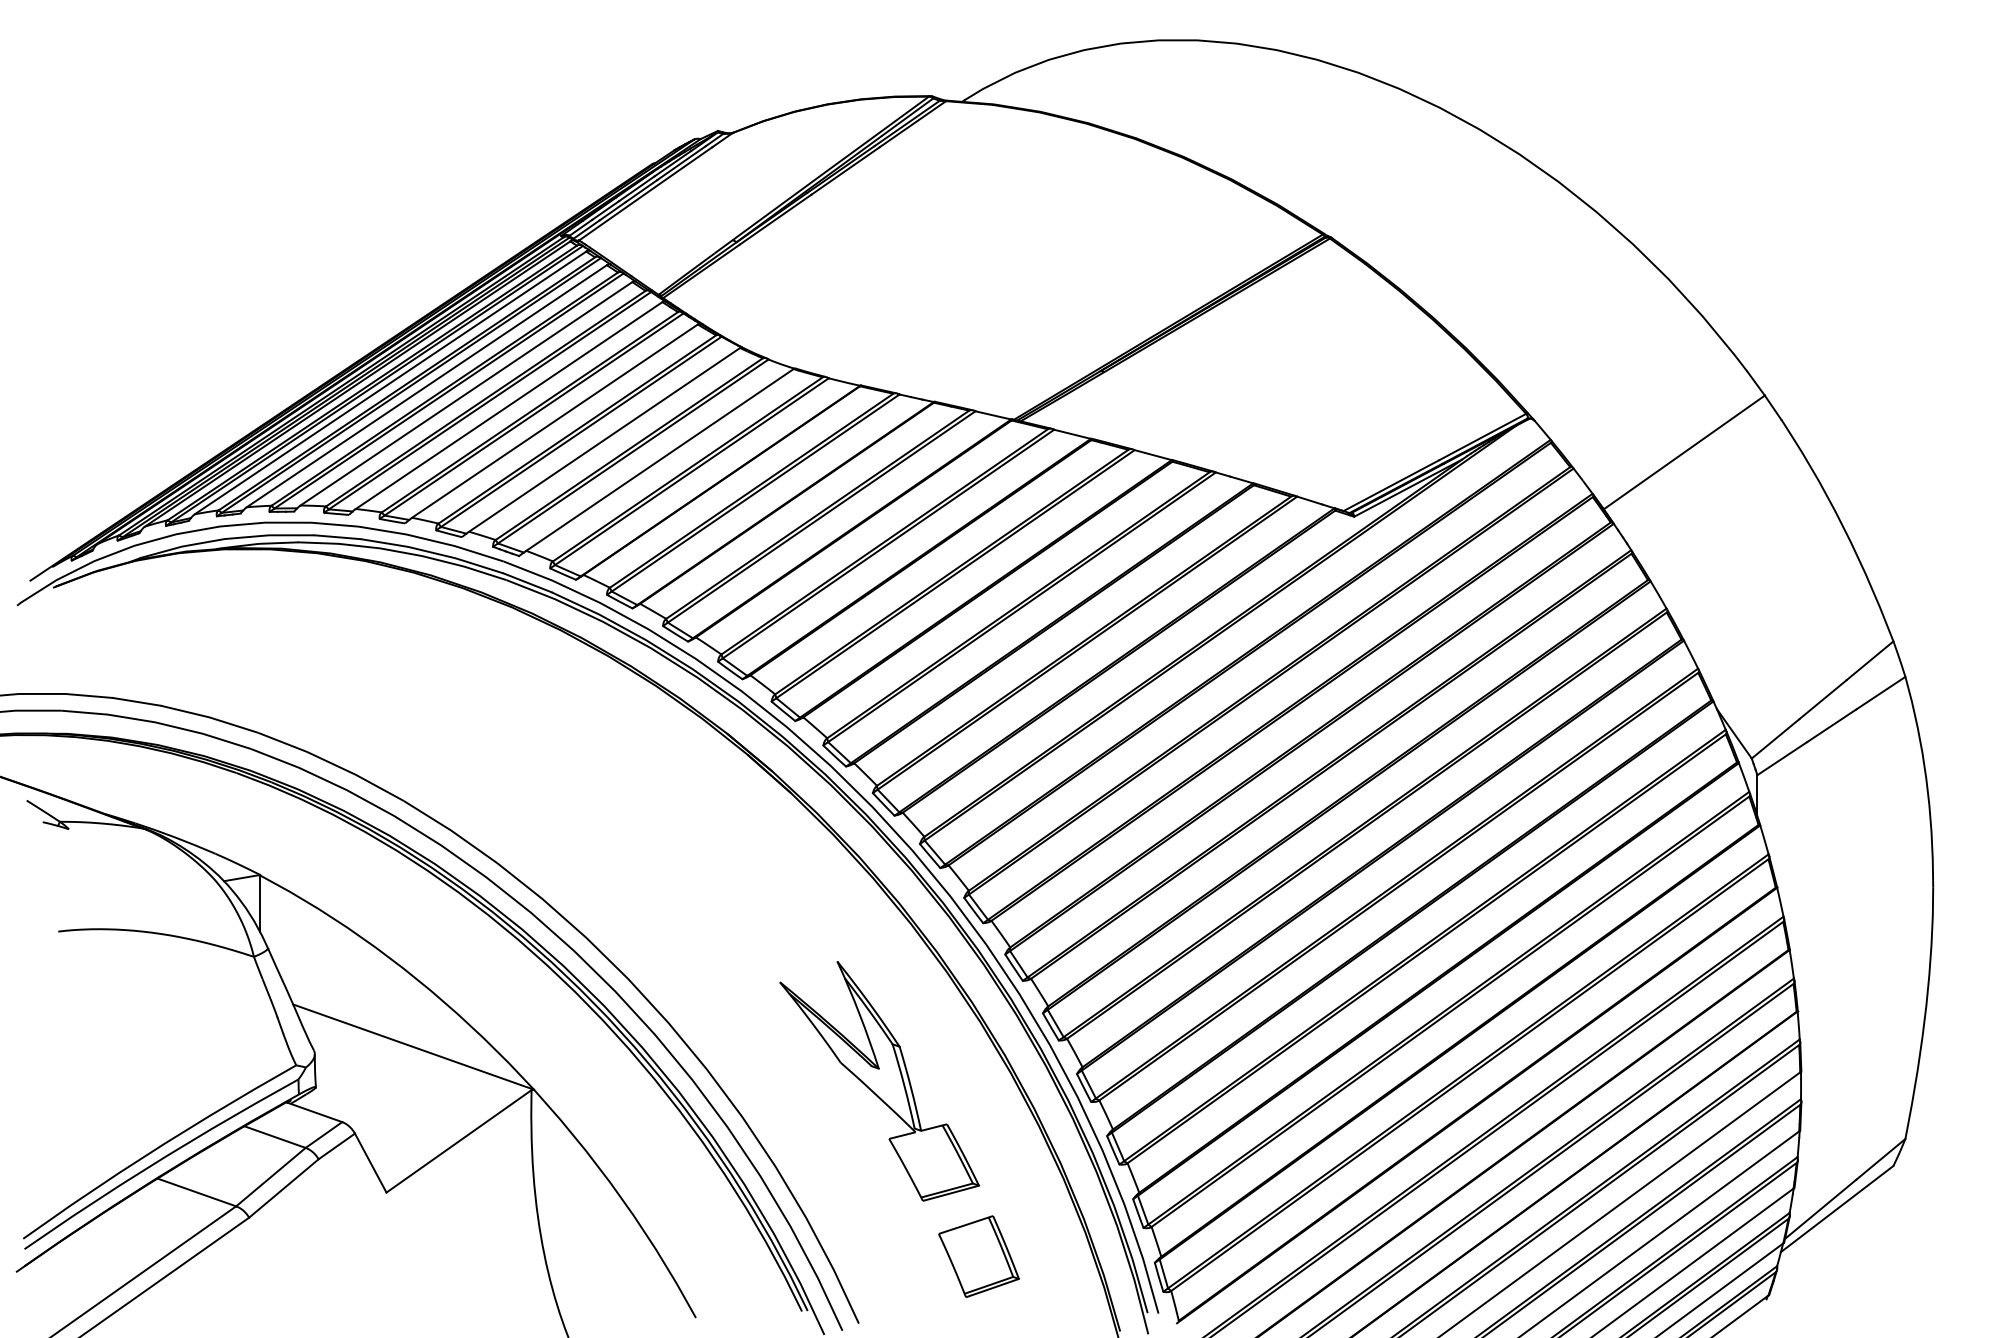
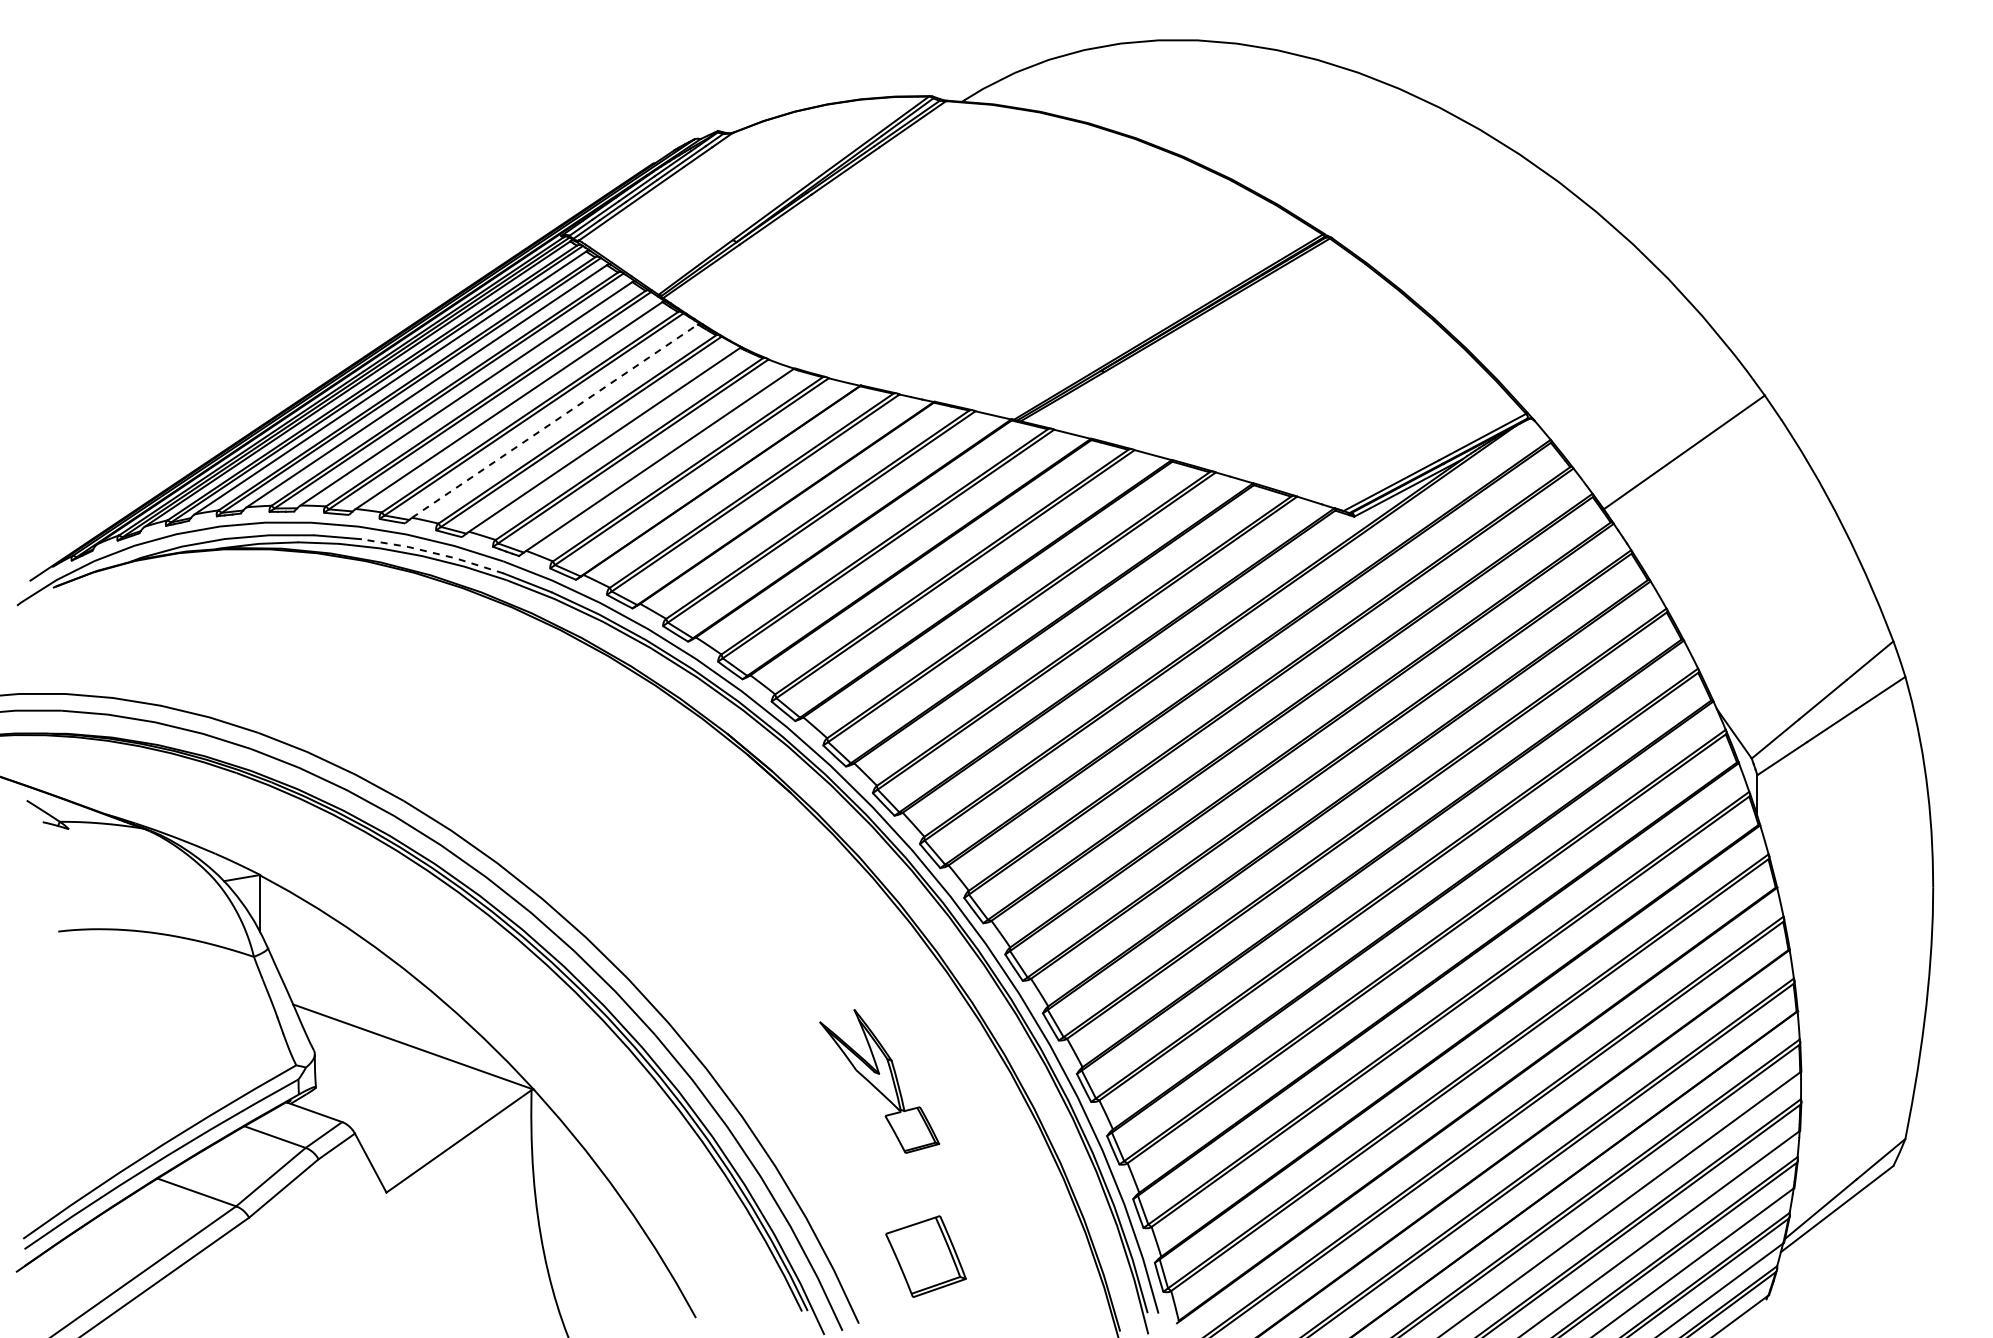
line: solid -> dashed (554, 421)
line: solid -> dashed (433, 552)
part size: 201x241 px -> 122x145 px (879, 1081)
part position: (978, 1256) -> (925, 1256) (925, 1256)
